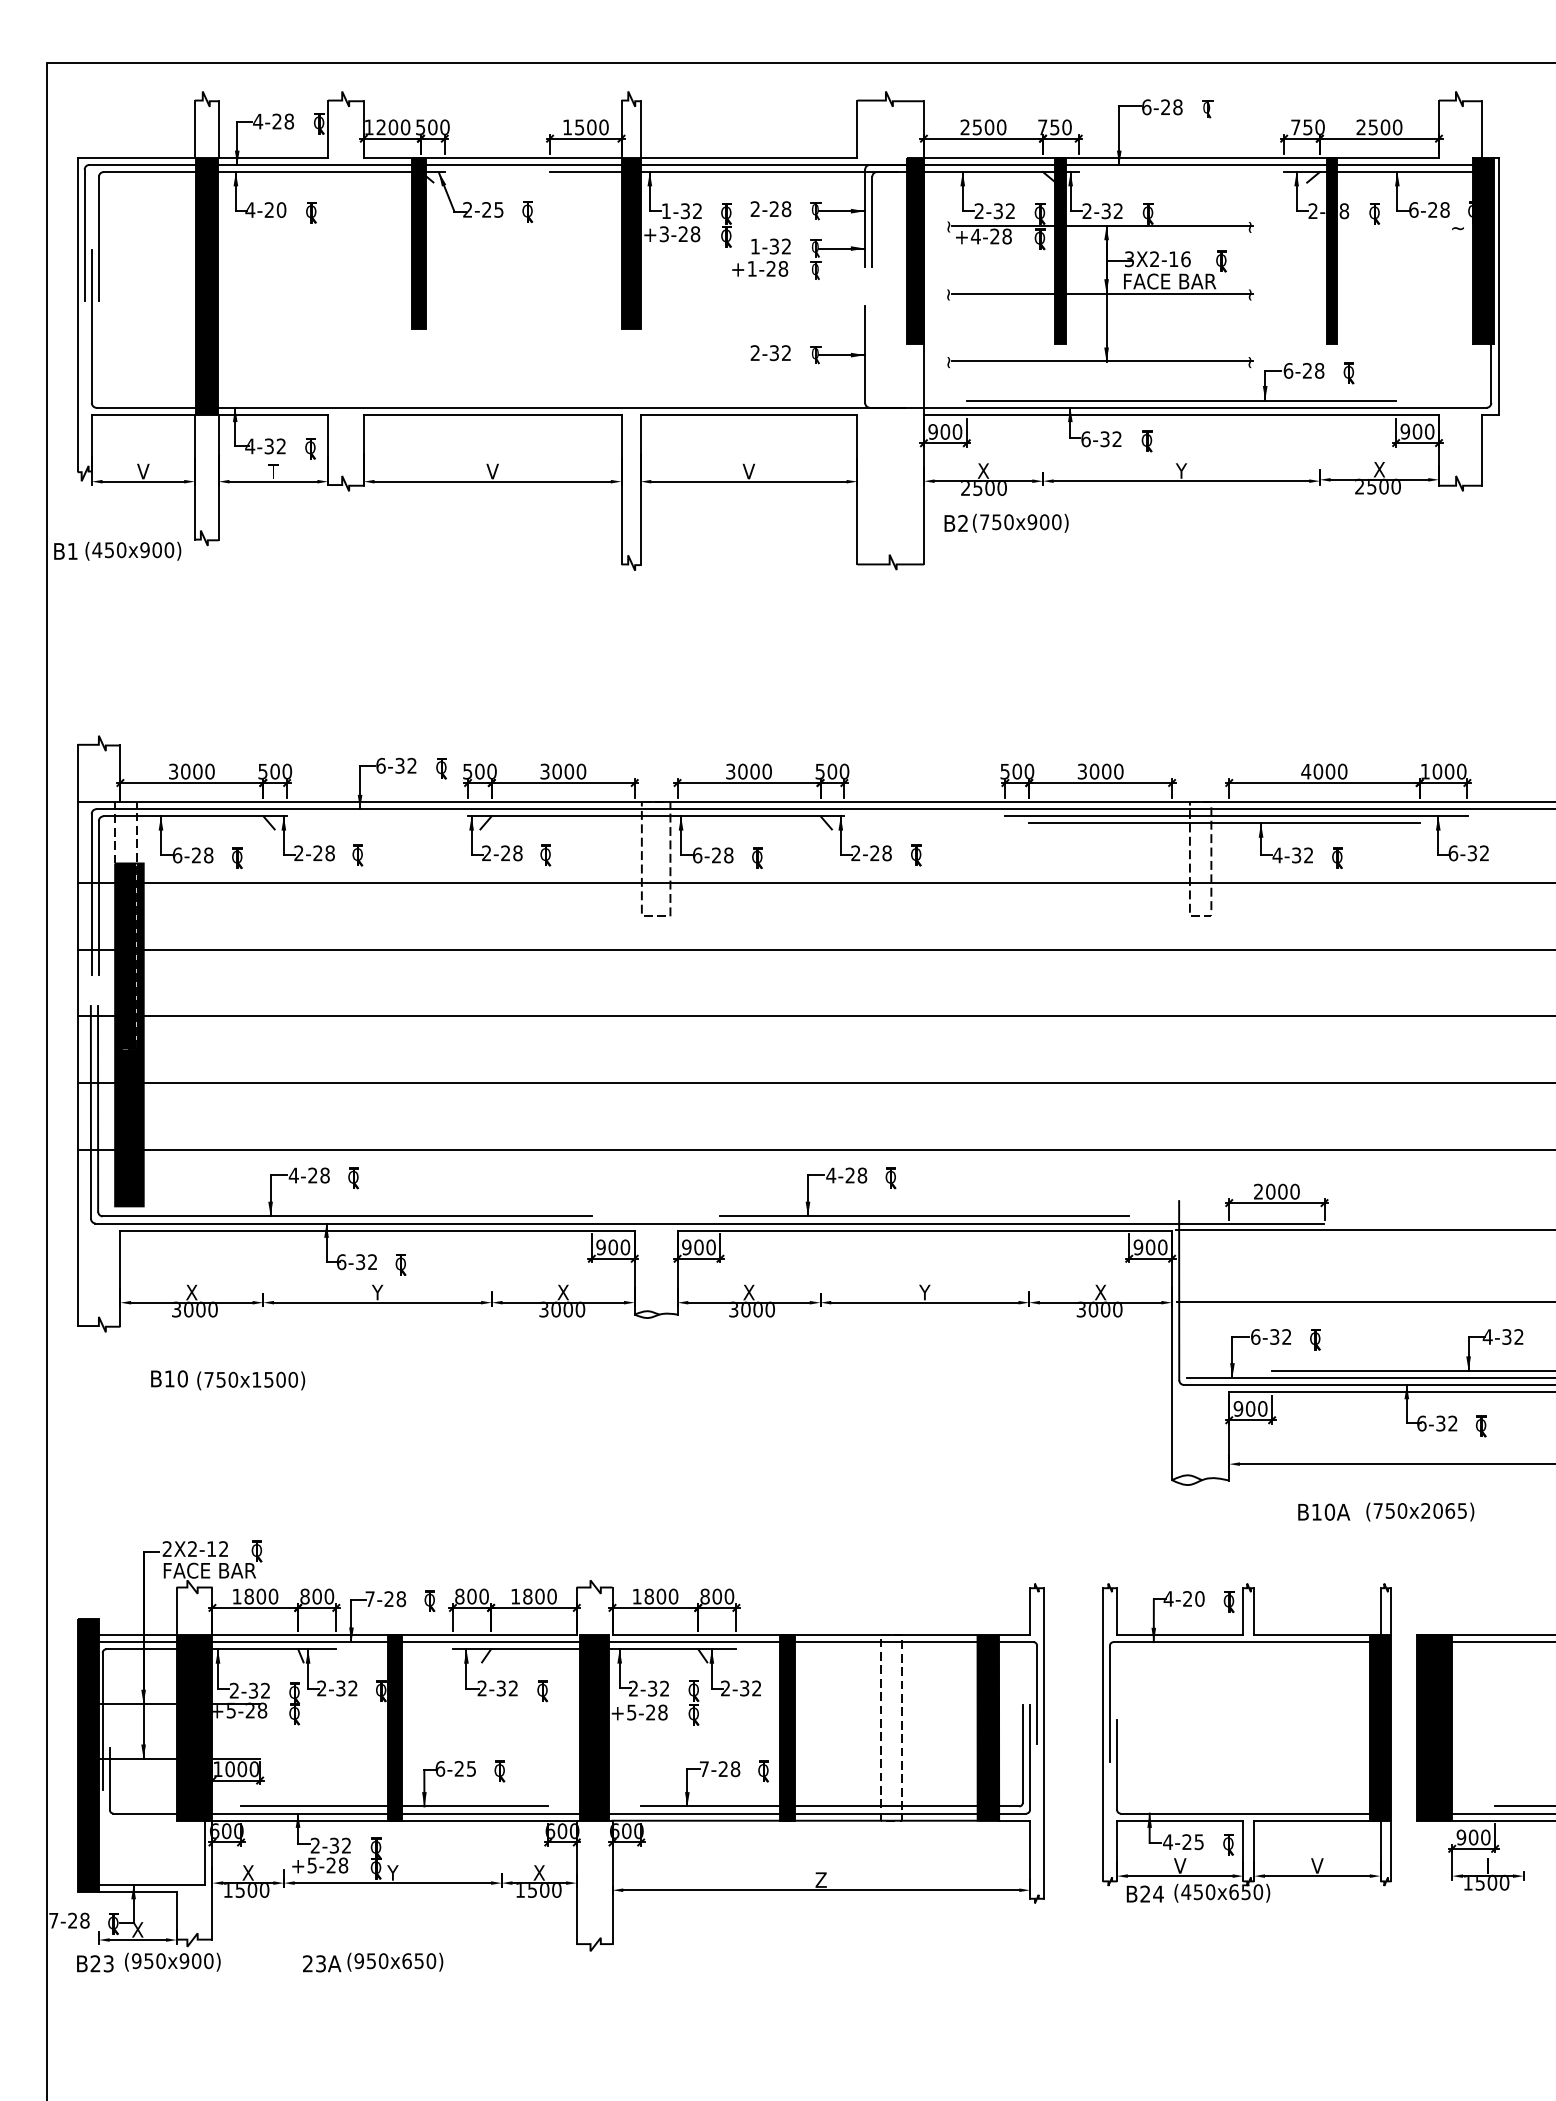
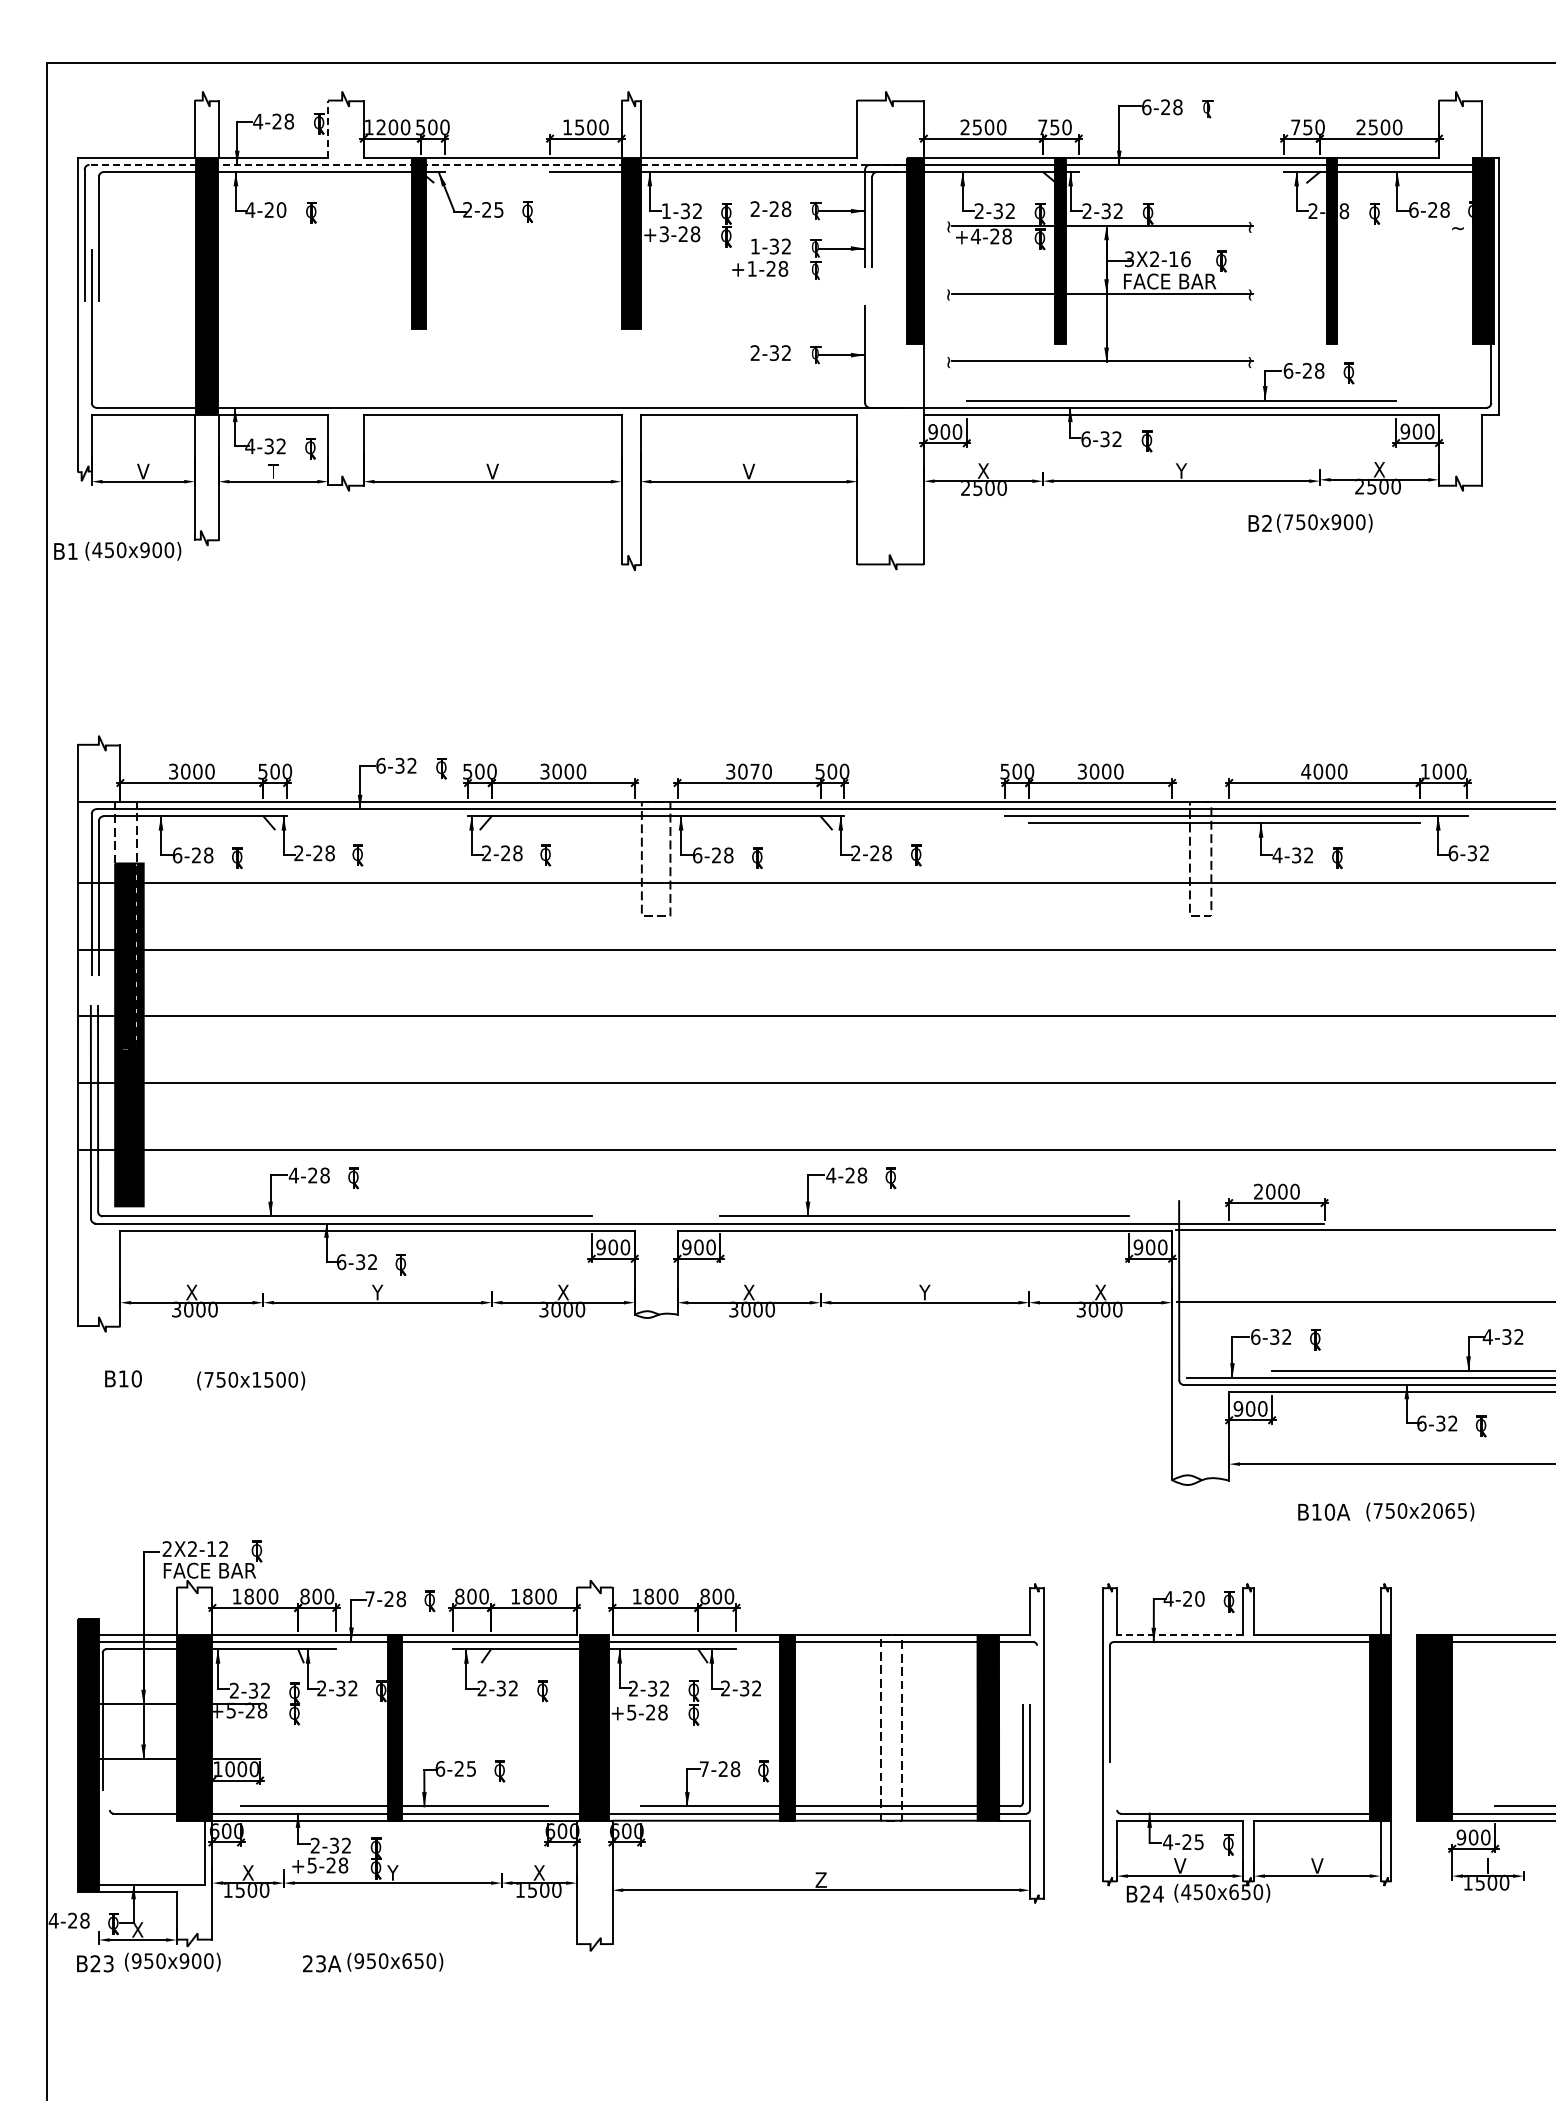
line: solid -> dashed (328, 129)
line: solid -> dashed (500, 164)
text position: (1006, 522) -> (1310, 522) (1310, 522)
text: 3000 -> 3070 (754, 771)
text position: (169, 1378) -> (123, 1378) (123, 1378)
line: solid -> dashed (1179, 1634)
line: present -> none (1037, 1694)
line: present -> none (1117, 1765)
line: present -> none (109, 1779)
text: 7-28 -> 4-28 (53, 1920)
